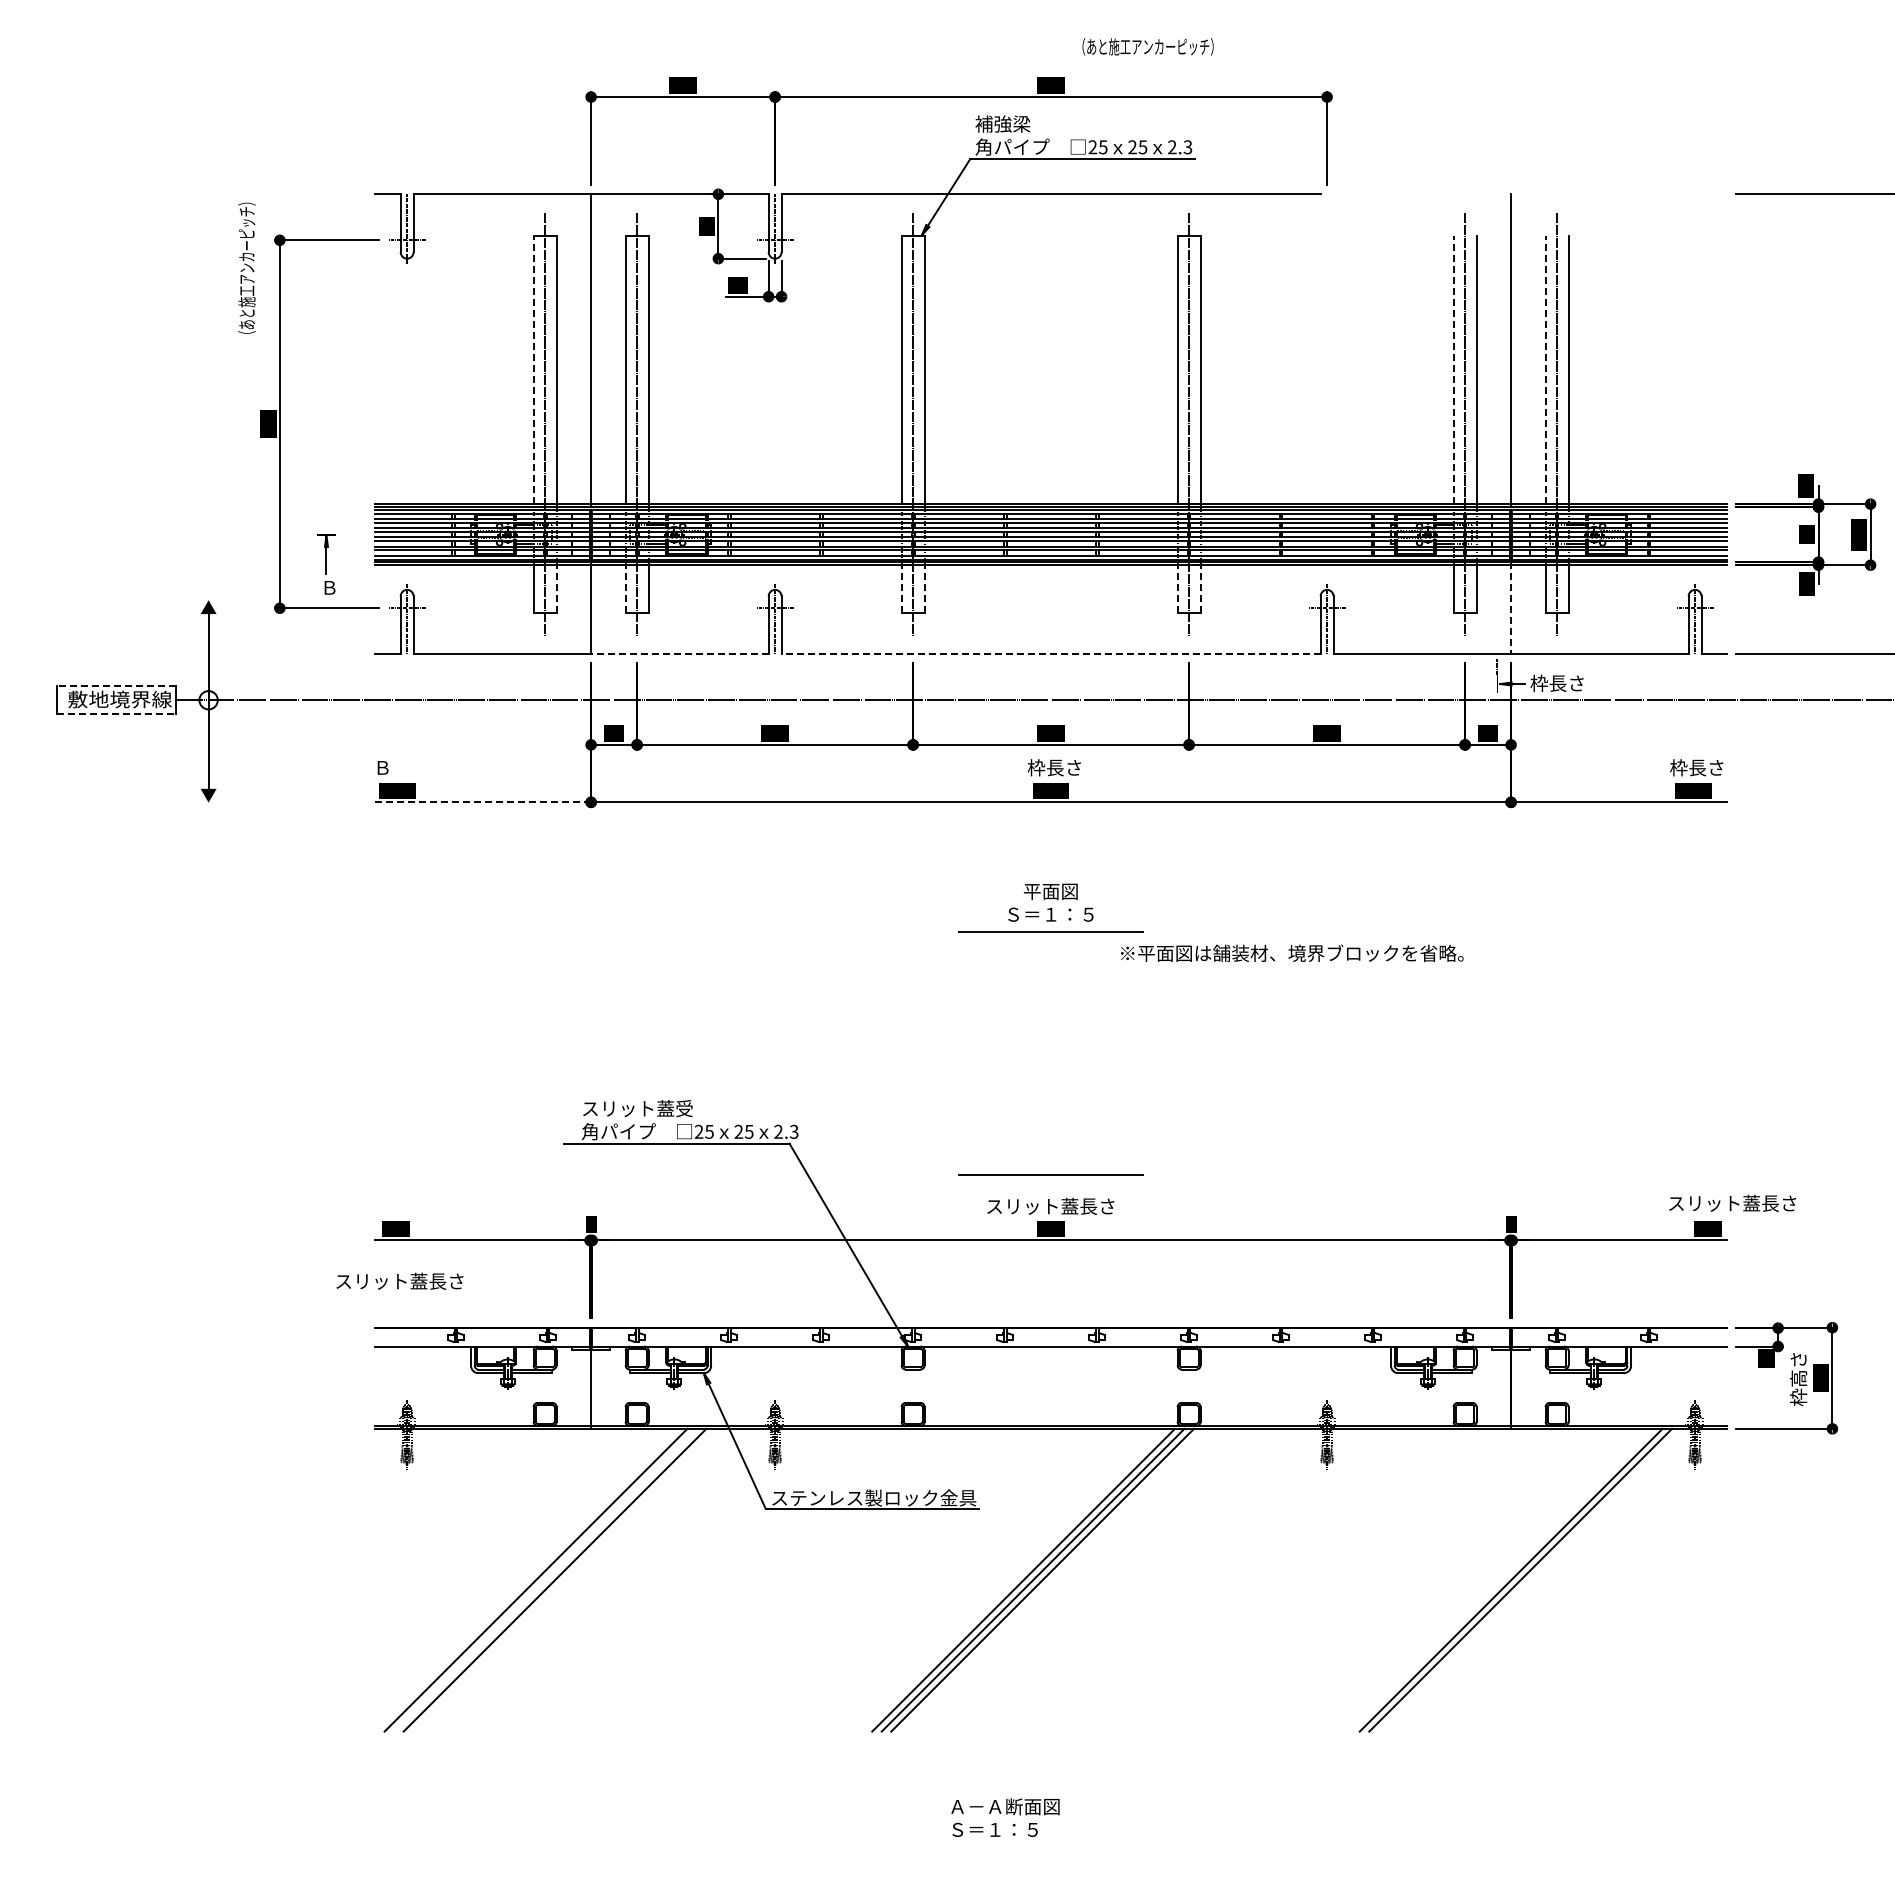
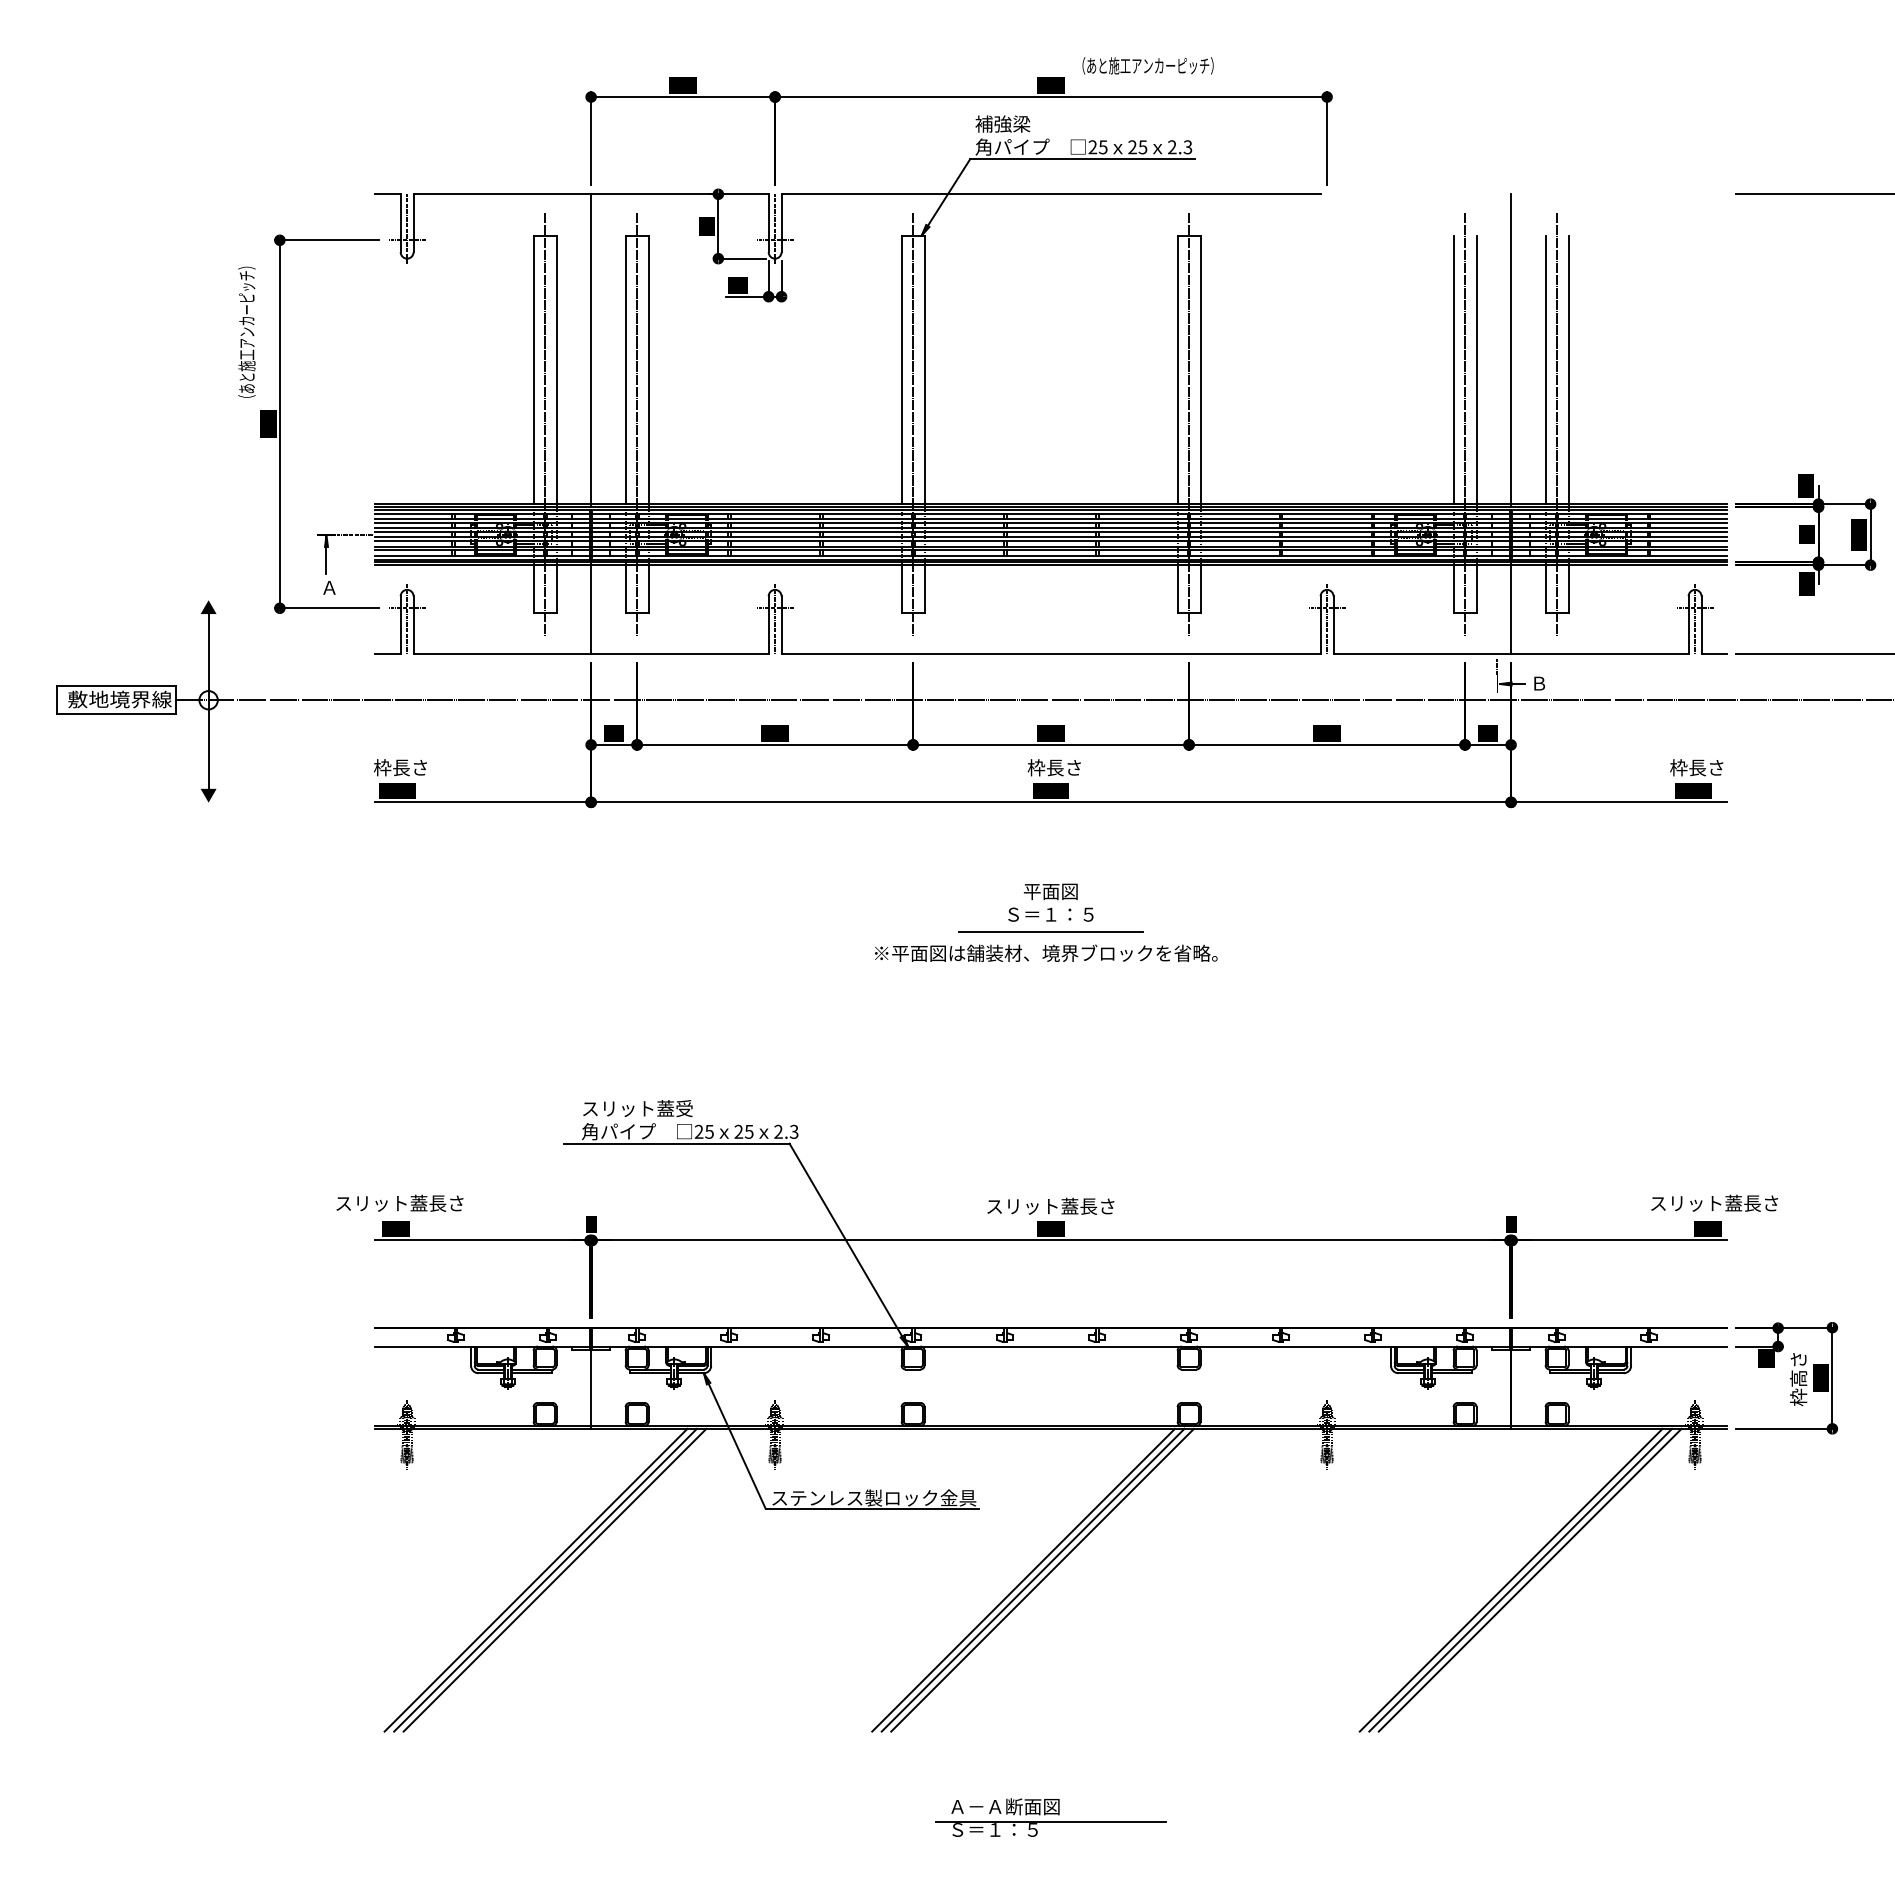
text position: (1147, 46) -> (1147, 65) (1147, 65)
text position: (246, 267) -> (246, 331) (246, 331)
line: dashed -> solid (533, 369)
line: dashed -> solid (1453, 369)
line: dashed -> solid (1545, 369)
line: none -> present (354, 534)
text: Ｂ -> Ａ (329, 587)
line: dashed -> solid (556, 589)
line: dashed -> solid (625, 589)
line: dashed -> solid (901, 589)
line: dashed -> solid (924, 589)
line: dashed -> solid (1177, 589)
line: dashed -> solid (1200, 589)
line: dashed -> solid (1511, 608)
line: dashed -> solid (679, 654)
line: dashed -> solid (1051, 654)
text: 枠長さ -> Ｂ (1556, 682)
line: dashed -> solid (116, 686)
line: dashed -> solid (116, 714)
text: Ｂ -> 枠長さ (400, 767)
line: dashed -> solid (483, 802)
text position: (1292, 952) -> (1046, 952) (1046, 952)
line: present -> none (1050, 1174)
text position: (1732, 1202) -> (1714, 1202) (1714, 1202)
text position: (399, 1280) -> (399, 1202) (399, 1202)
line: none -> present (545, 1579)
line: none -> present (1529, 1579)
line: none -> present (1050, 1822)
